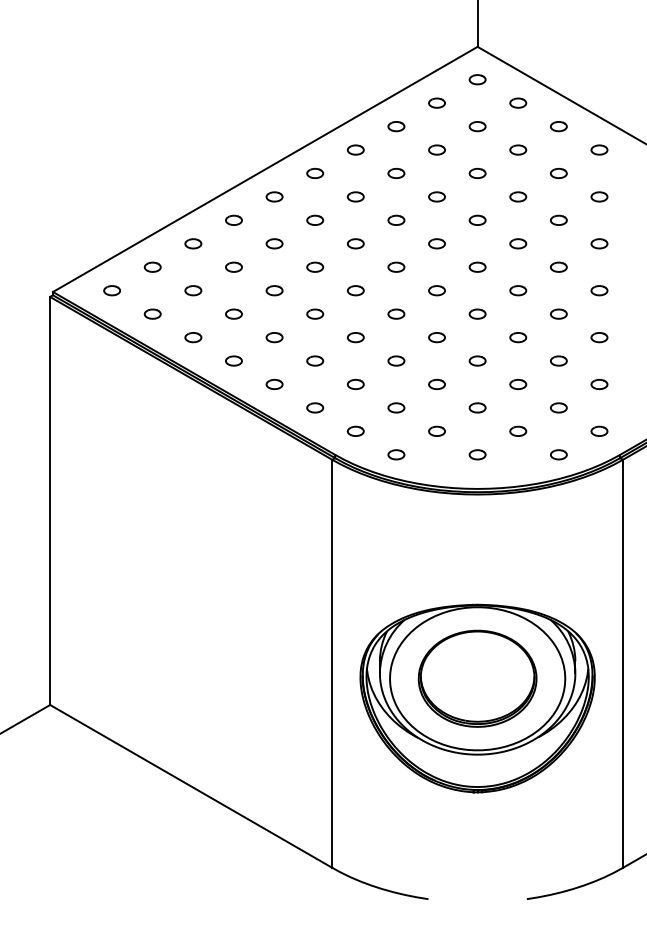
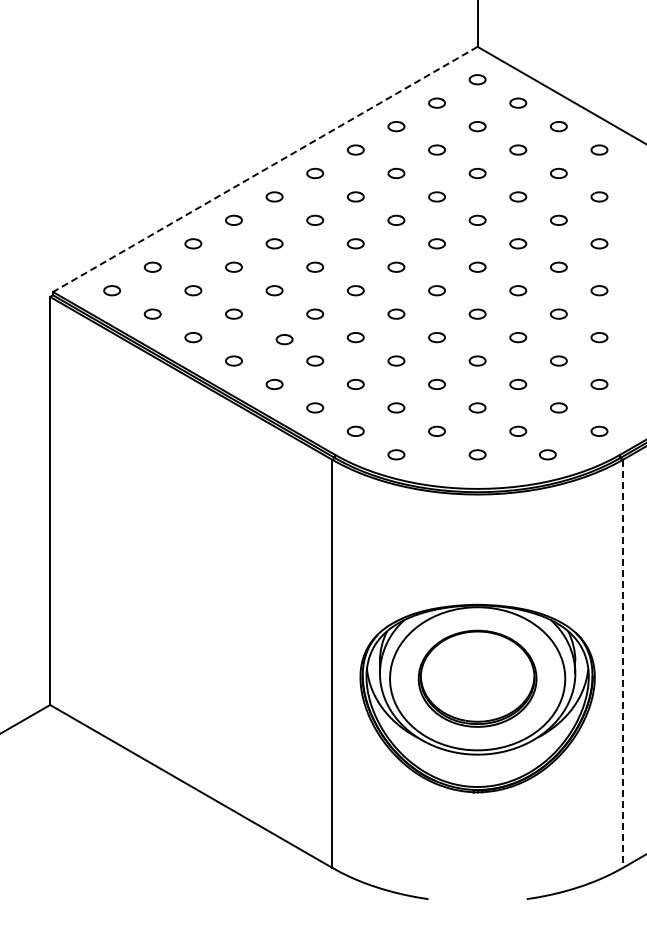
line: solid -> dashed (264, 169)
part position: (274, 337) -> (284, 339) (284, 339)
part position: (558, 454) -> (547, 454) (547, 454)
line: solid -> dashed (622, 664)
